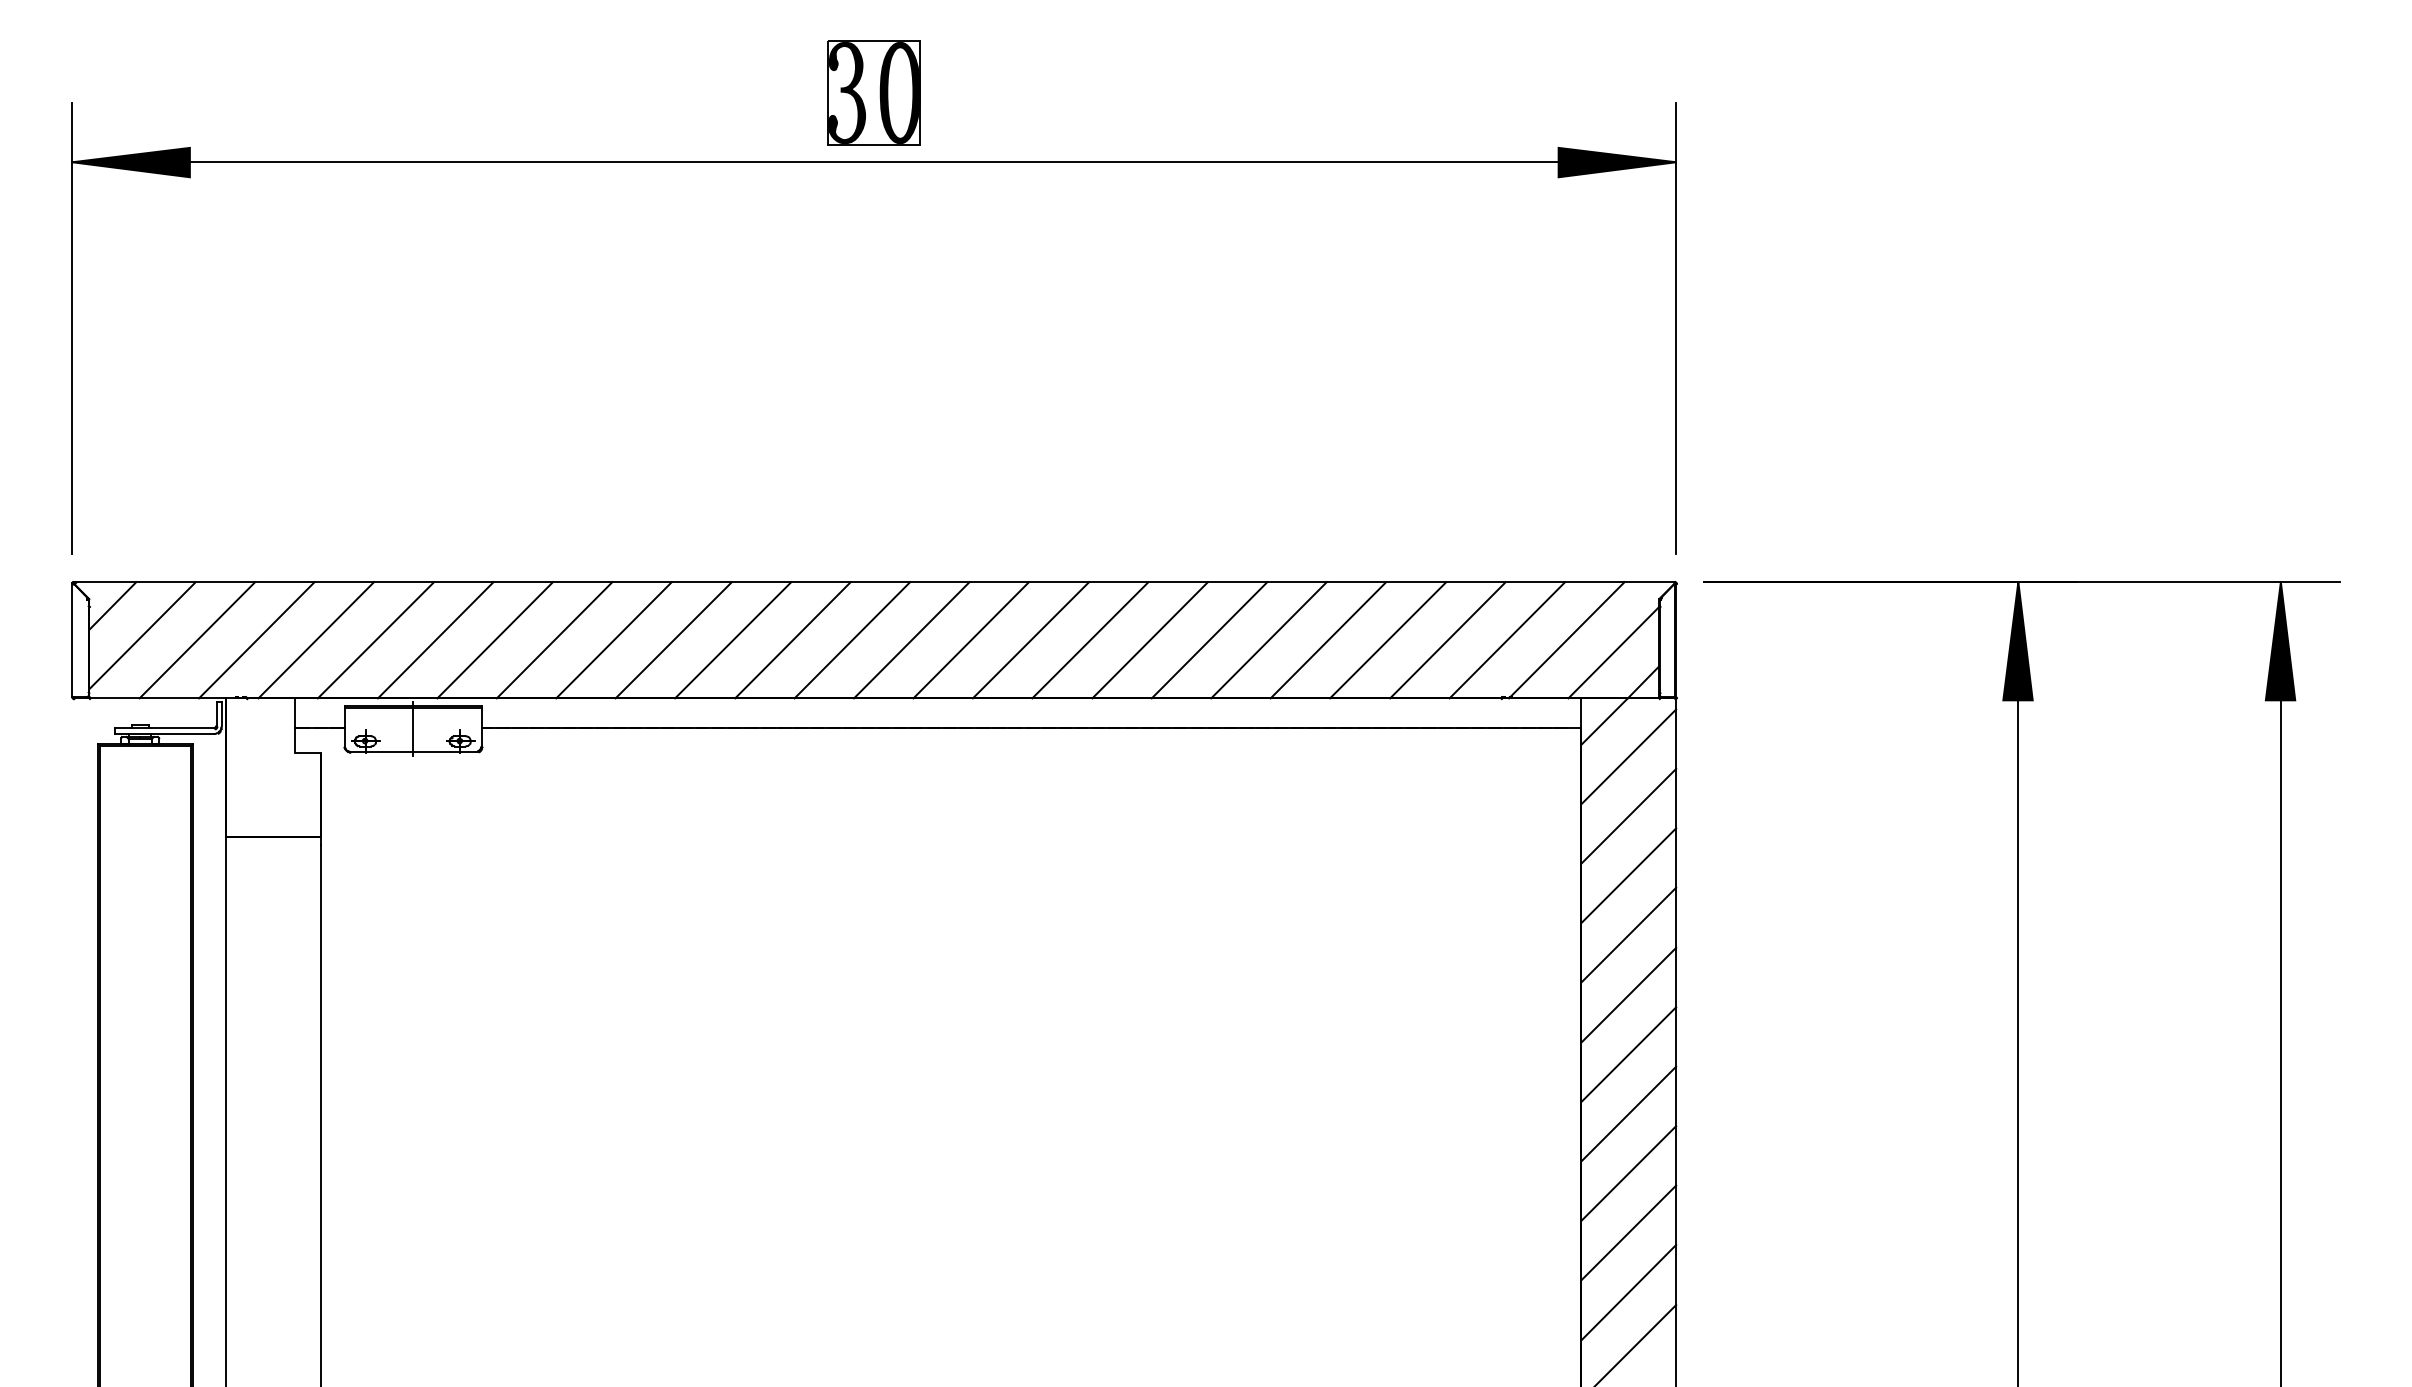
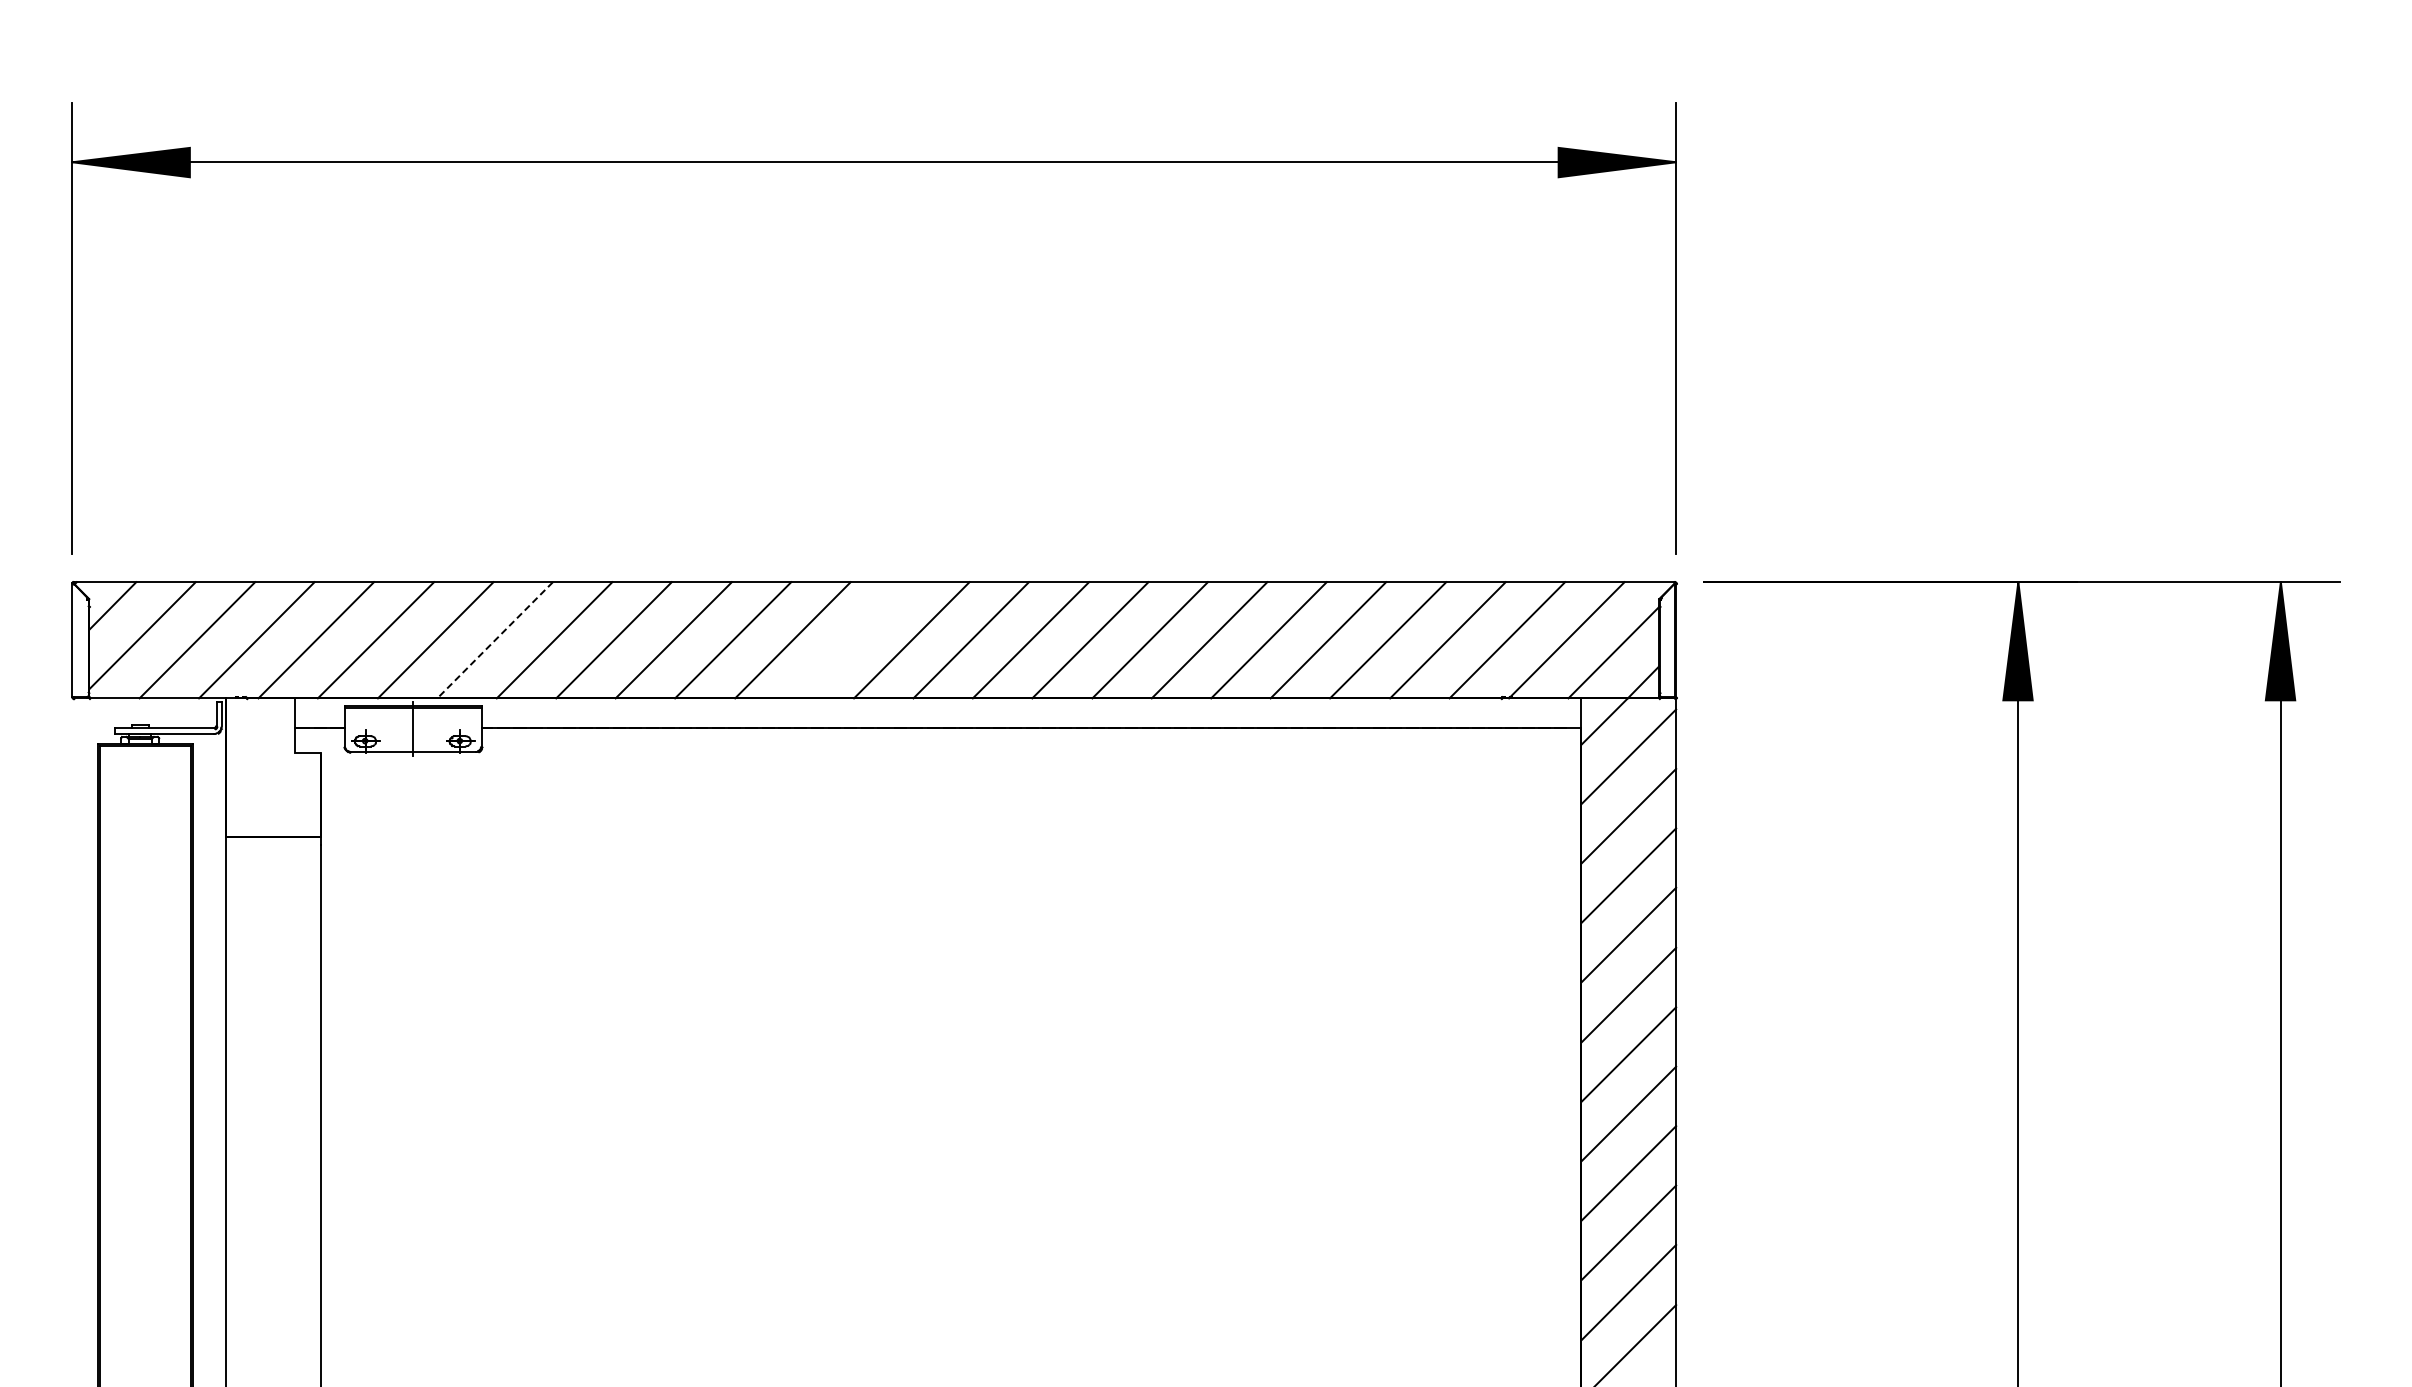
part: present -> none (873, 92)
line: solid -> dashed (495, 640)
line: present -> none (852, 640)
